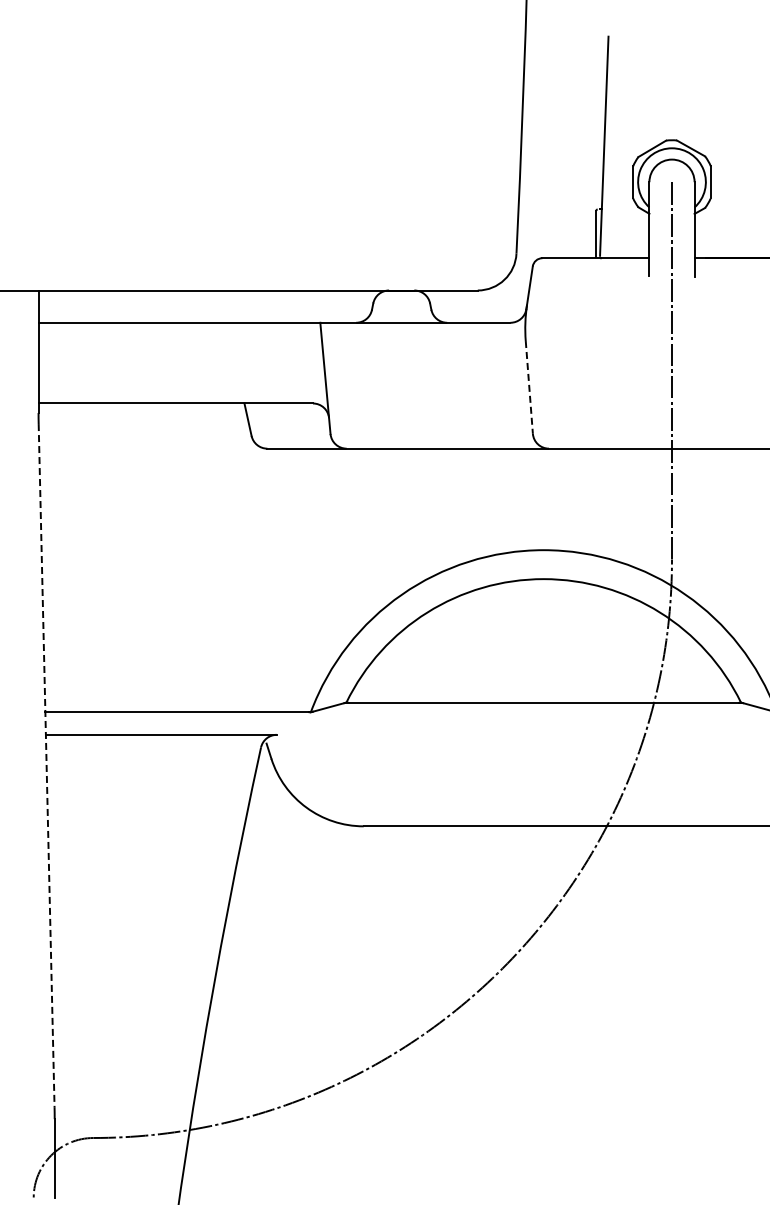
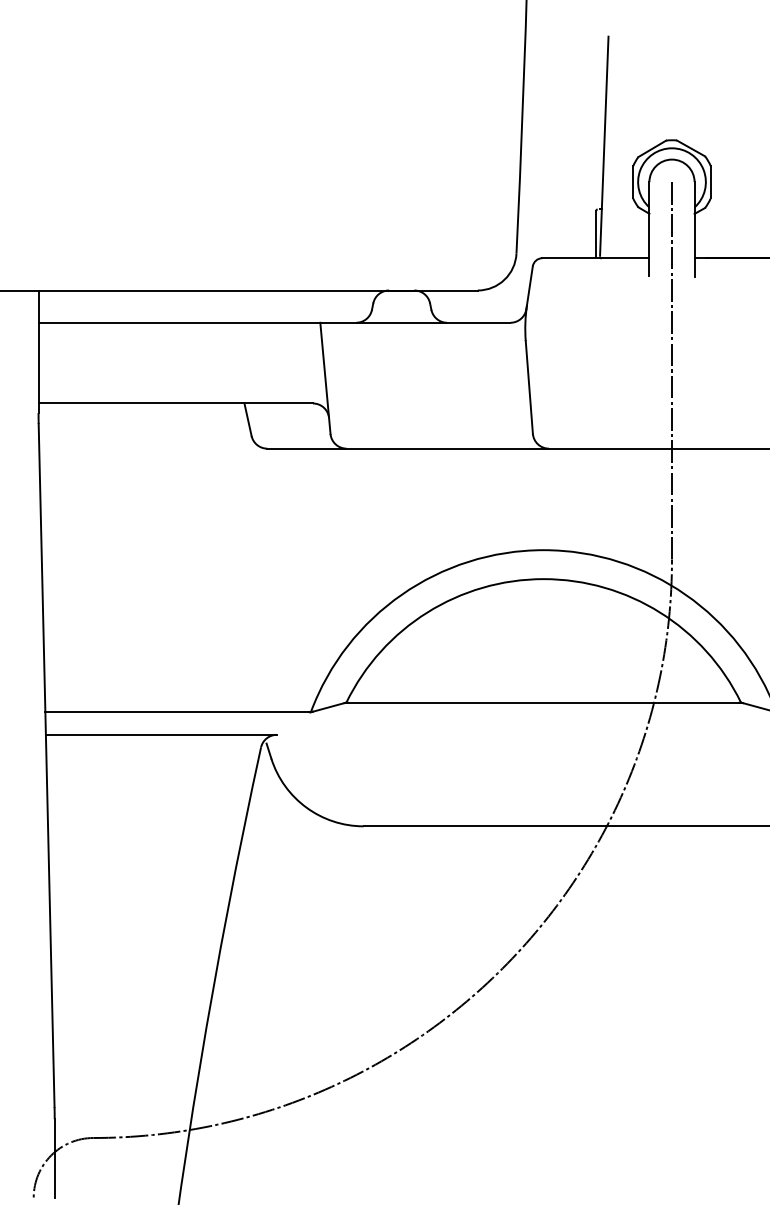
line: dashed -> solid (529, 387)
line: dashed -> solid (46, 765)
